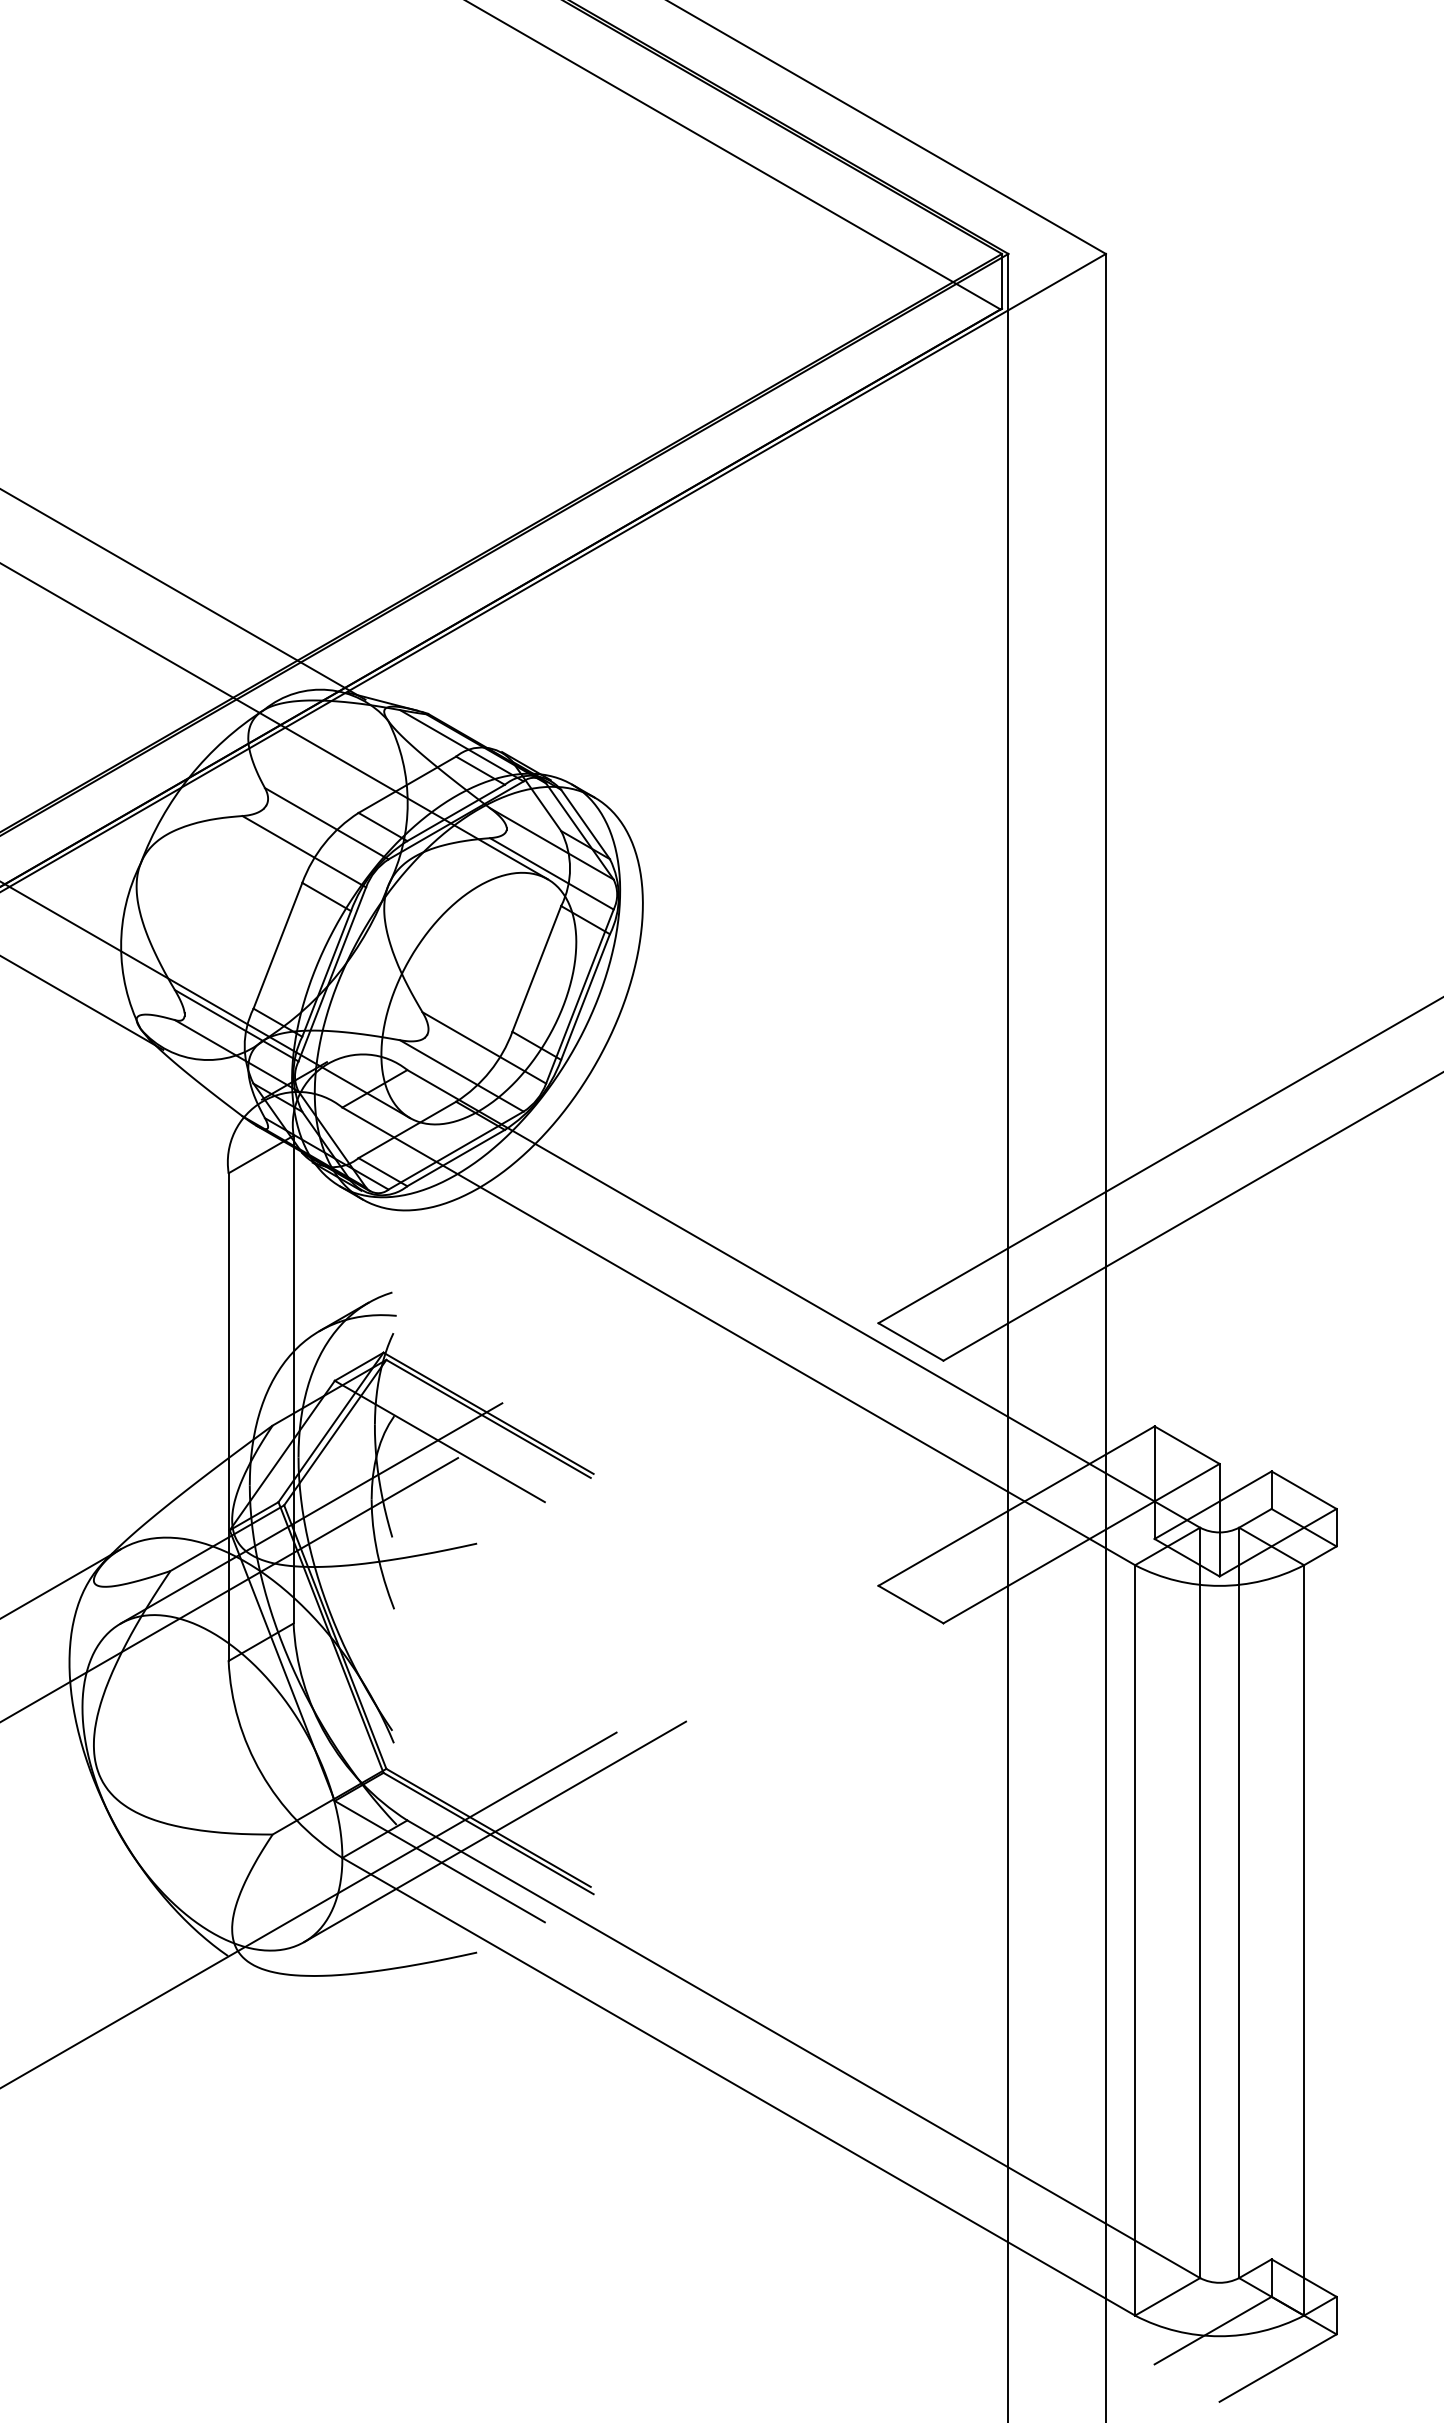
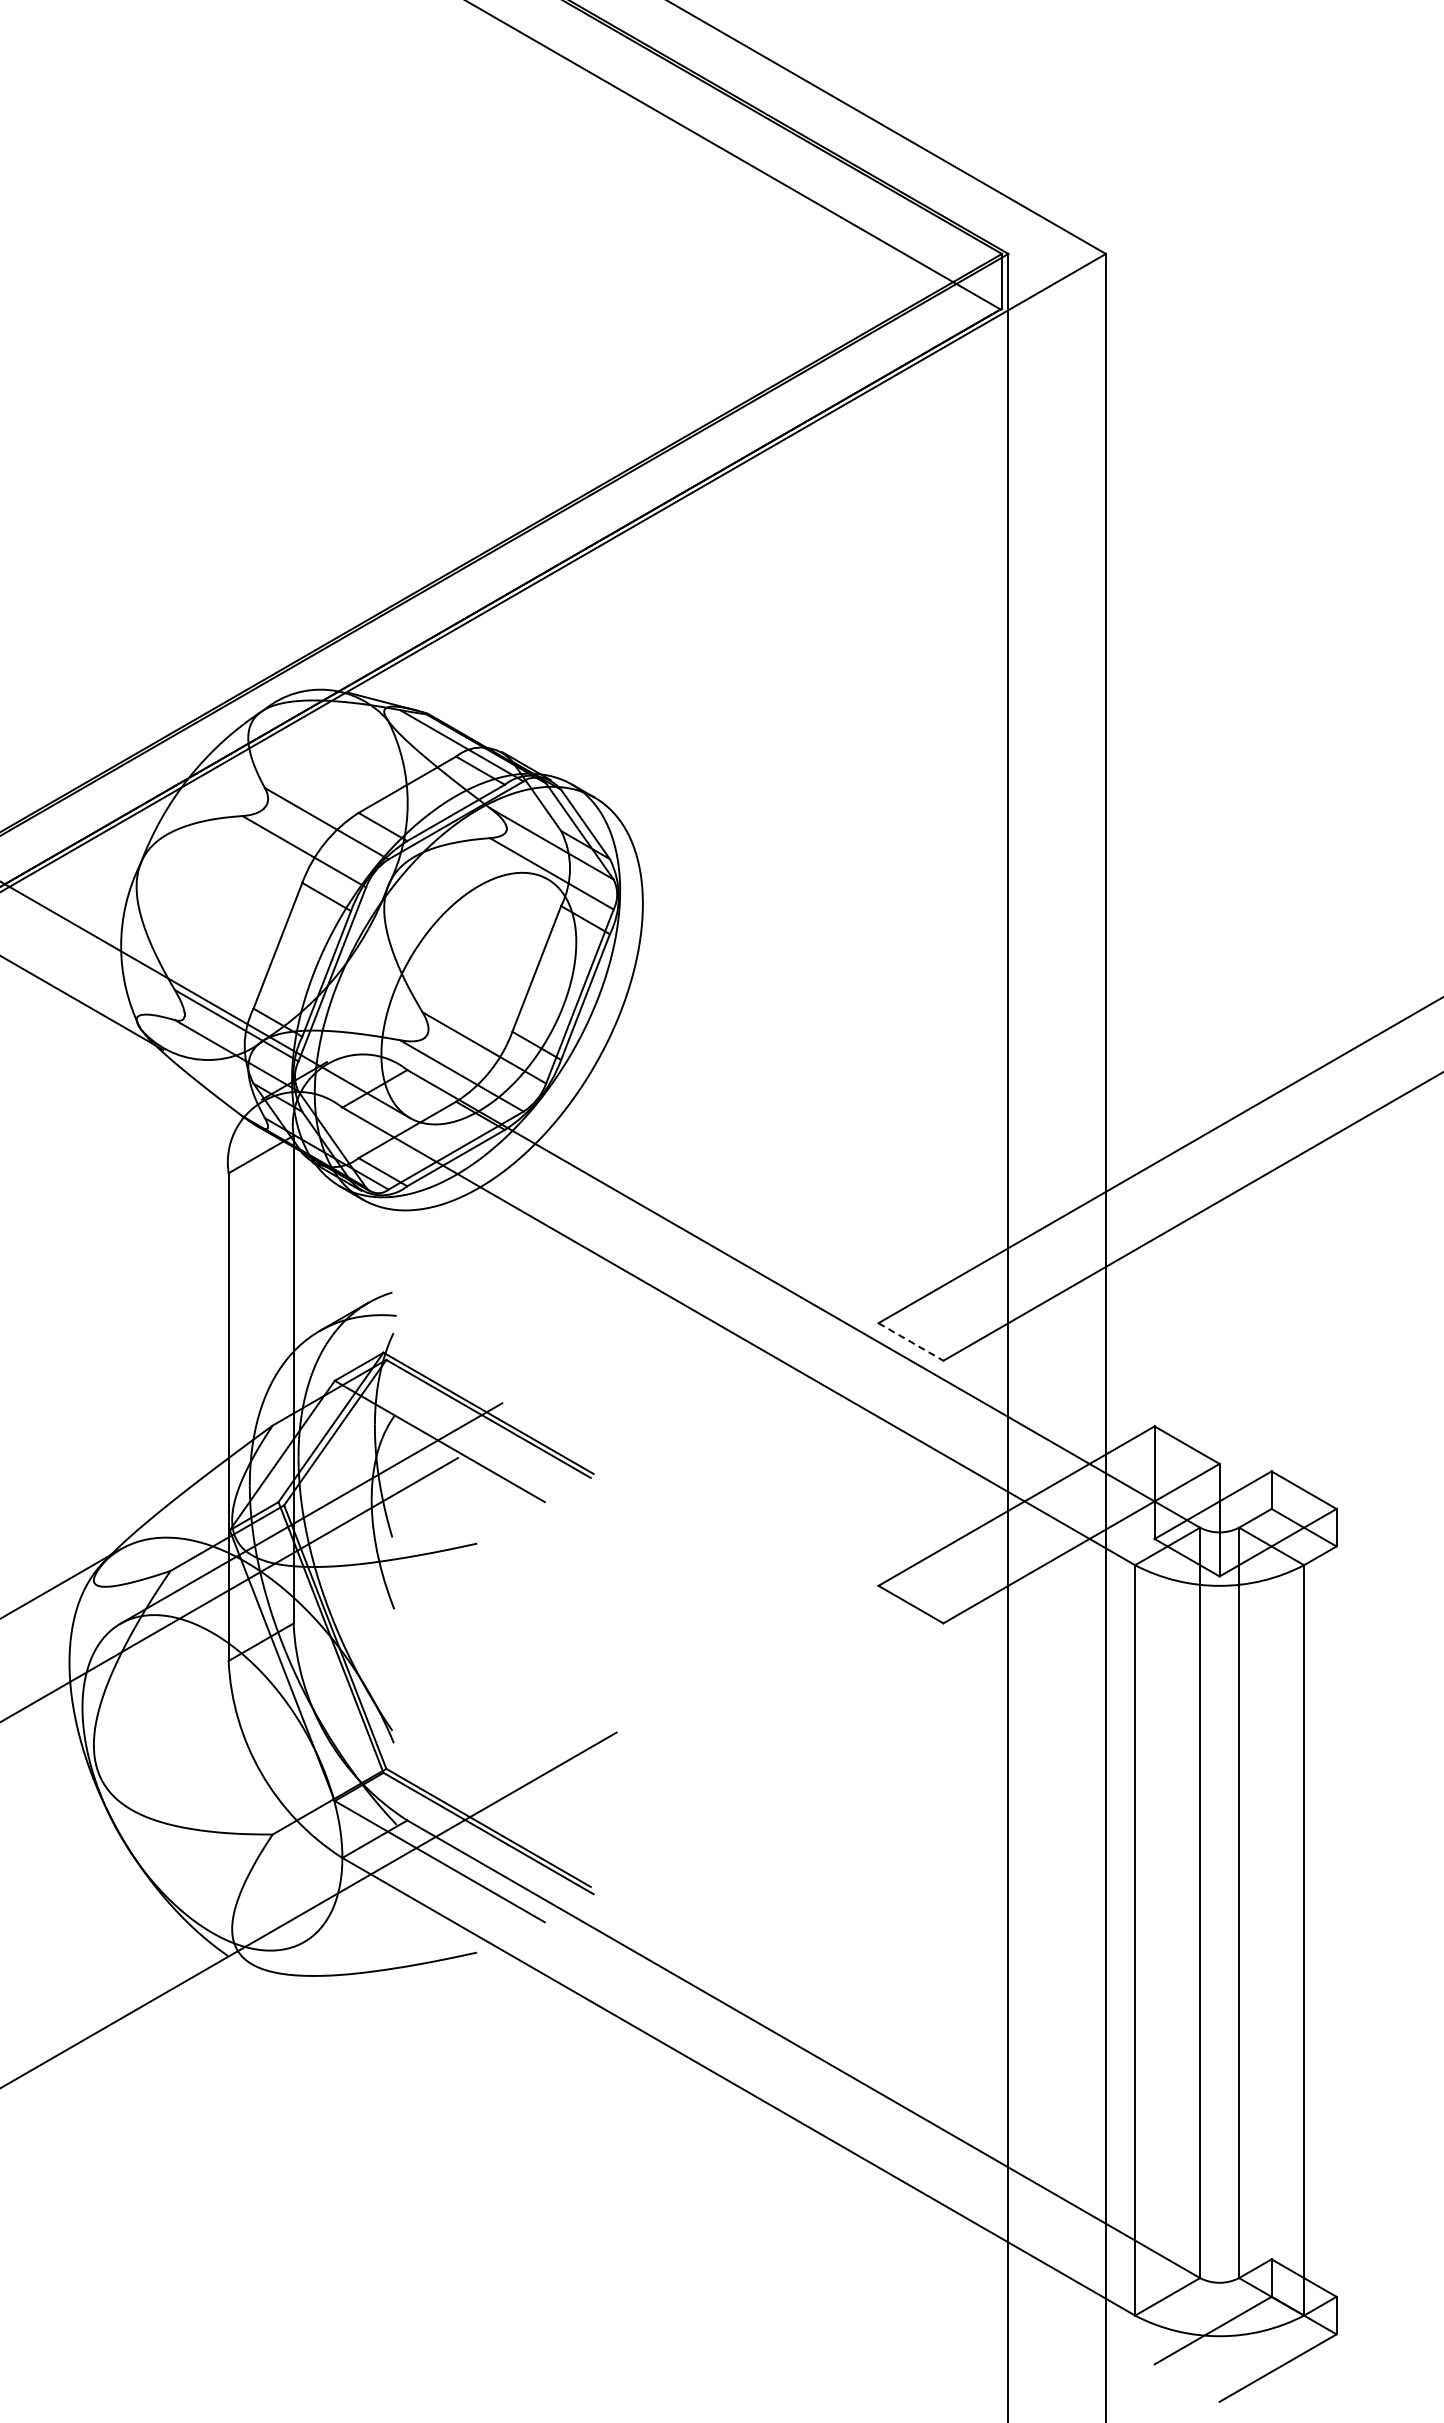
line: present -> none (183, 594)
line: present -> none (274, 721)
line: solid -> dashed (910, 1341)
line: present -> none (495, 1831)
